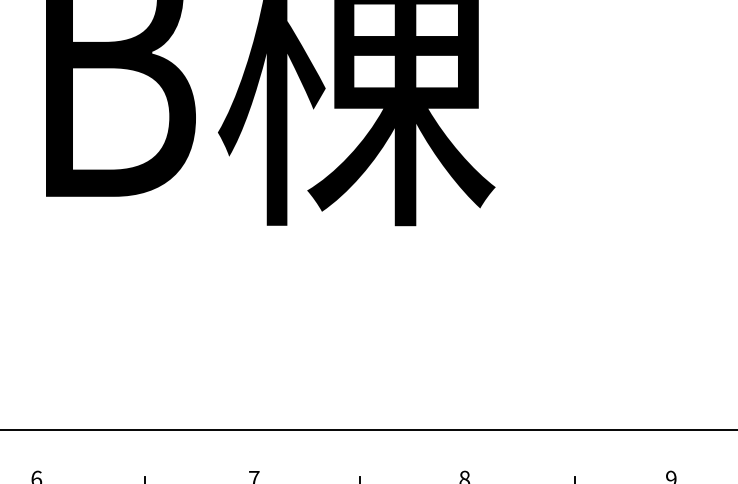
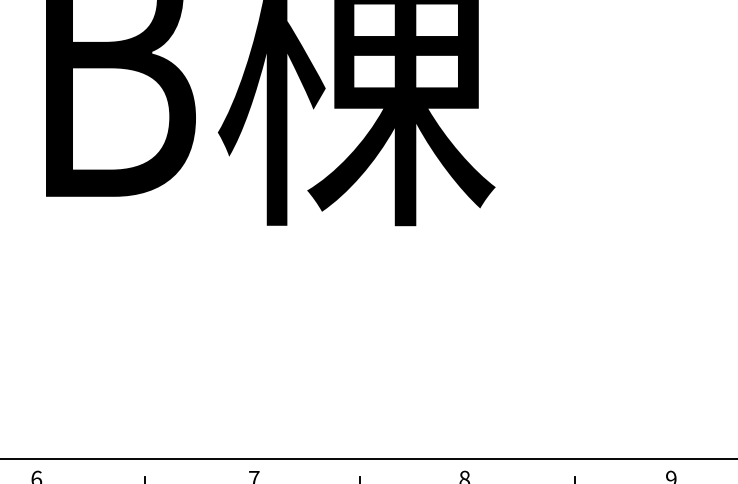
line position: (368, 429) -> (368, 458) (368, 458)
